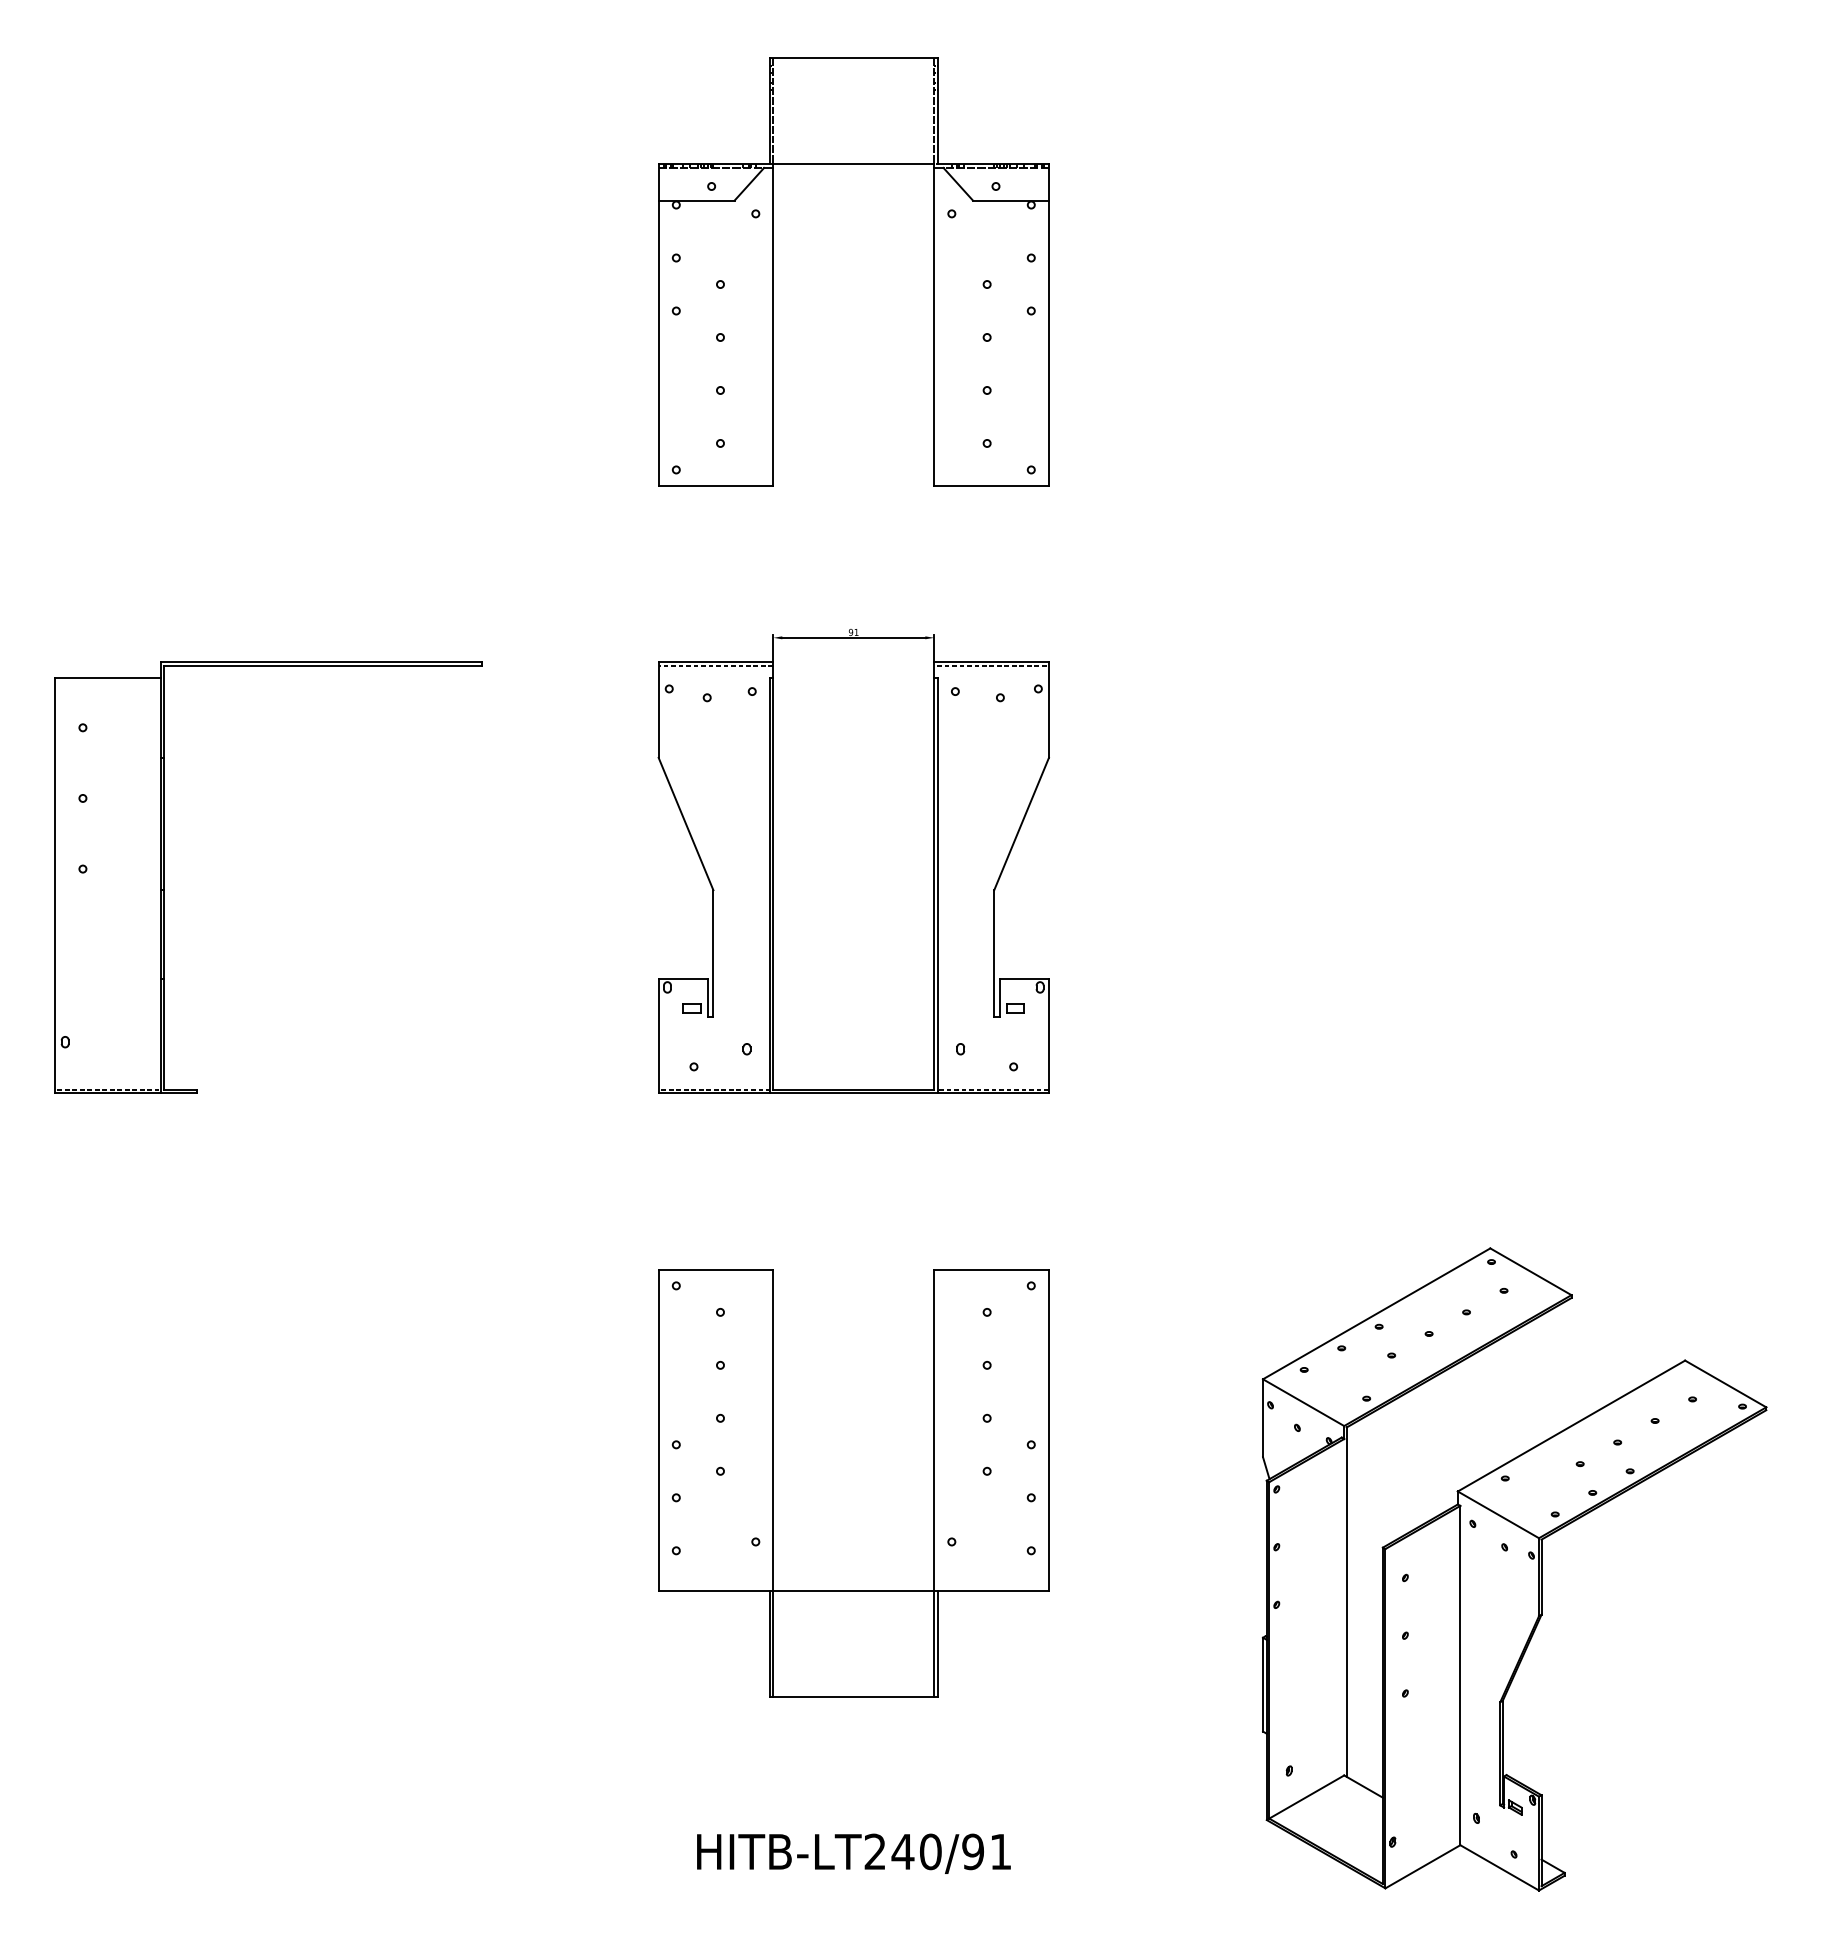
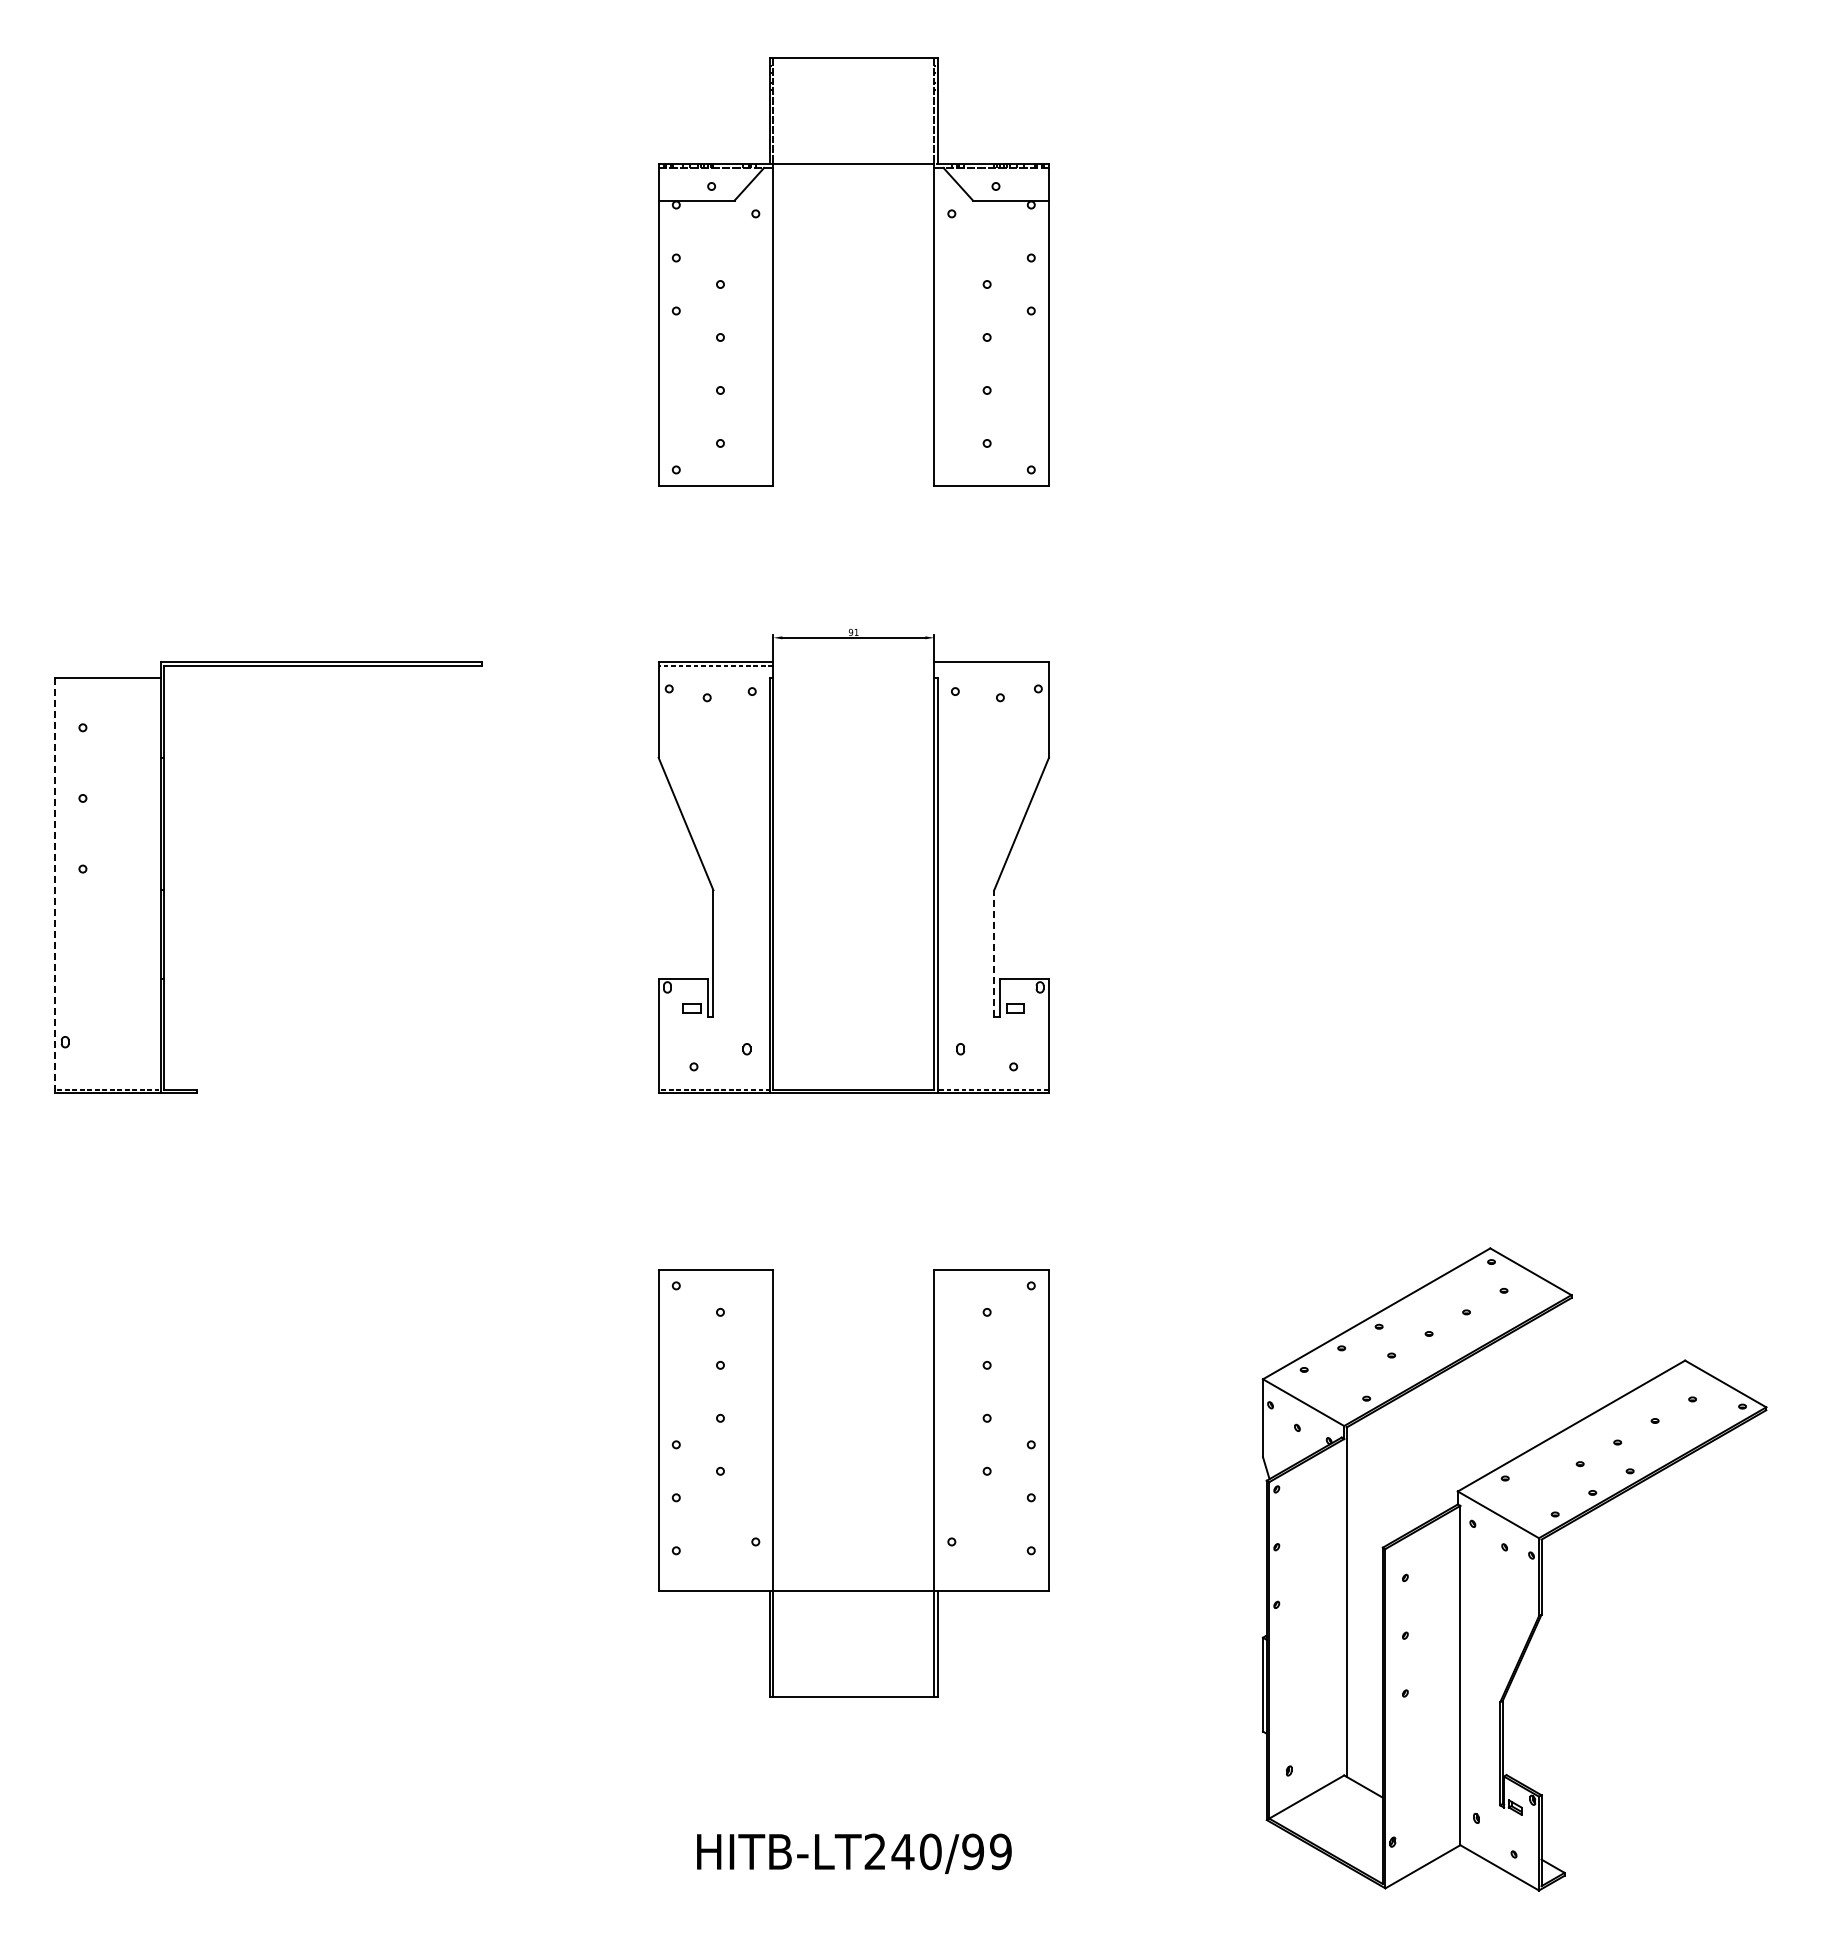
line: present -> none (991, 665)
line: solid -> dashed (54, 885)
line: solid -> dashed (994, 952)
text: HITB-LT240/91 -> HITB-LT240/99 (1000, 1851)
